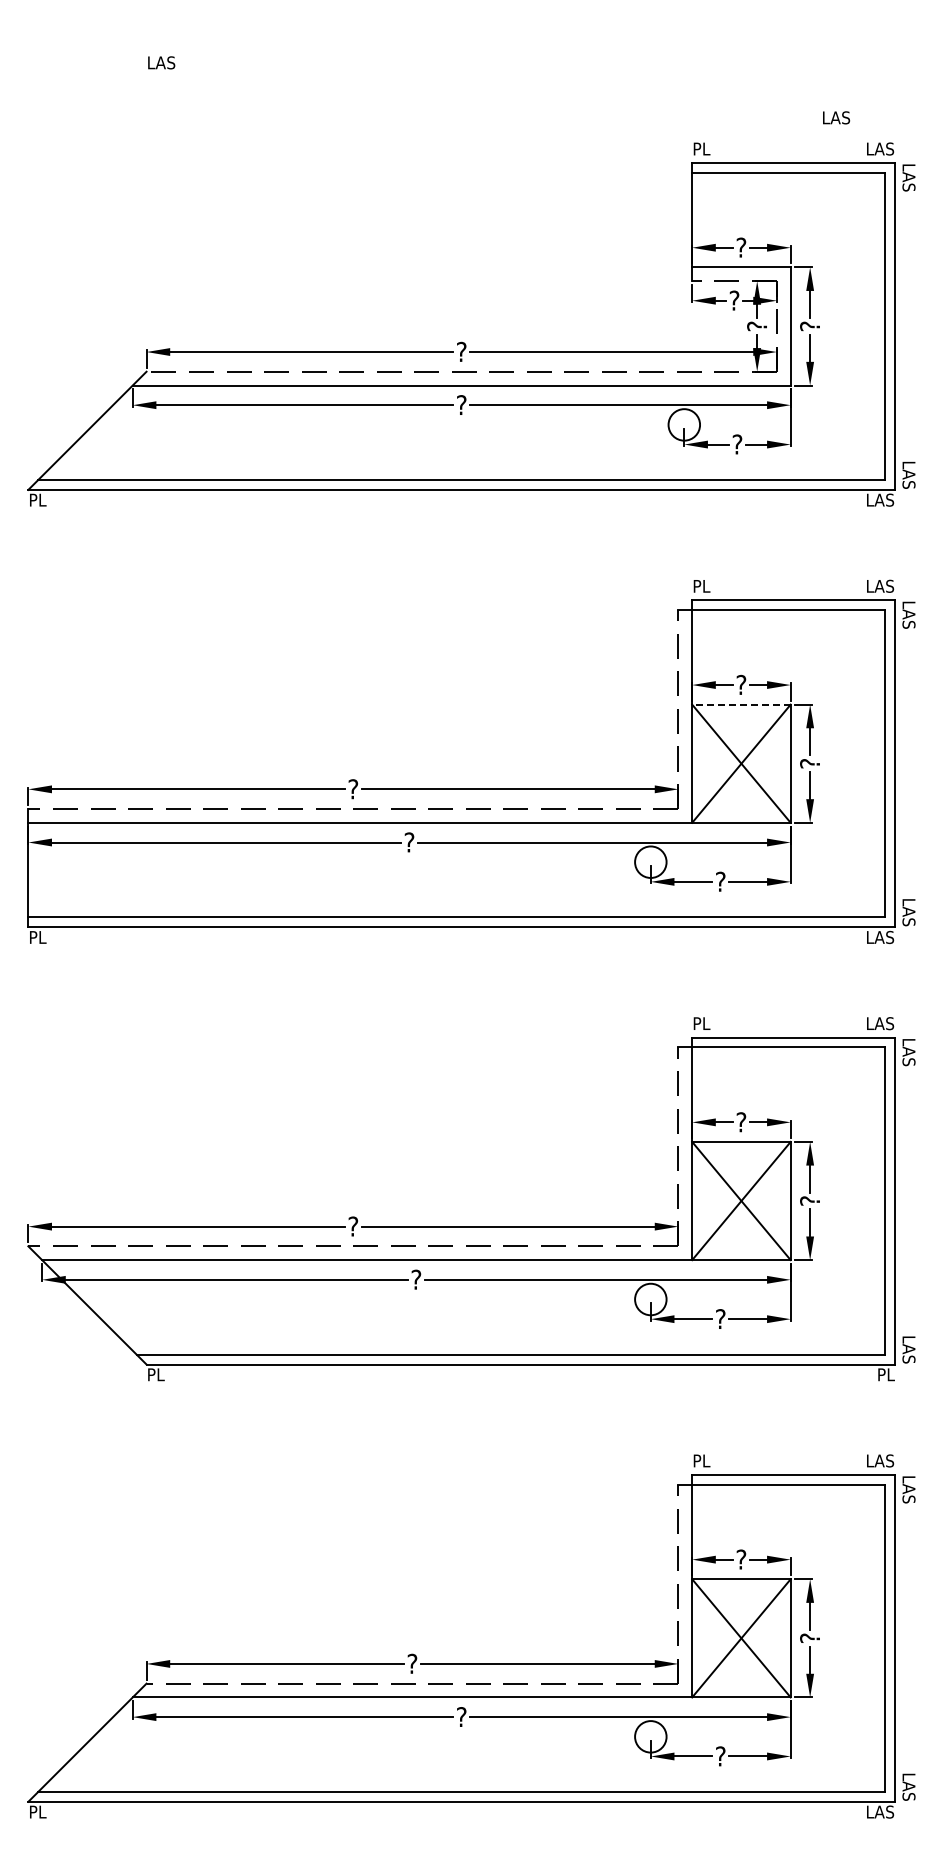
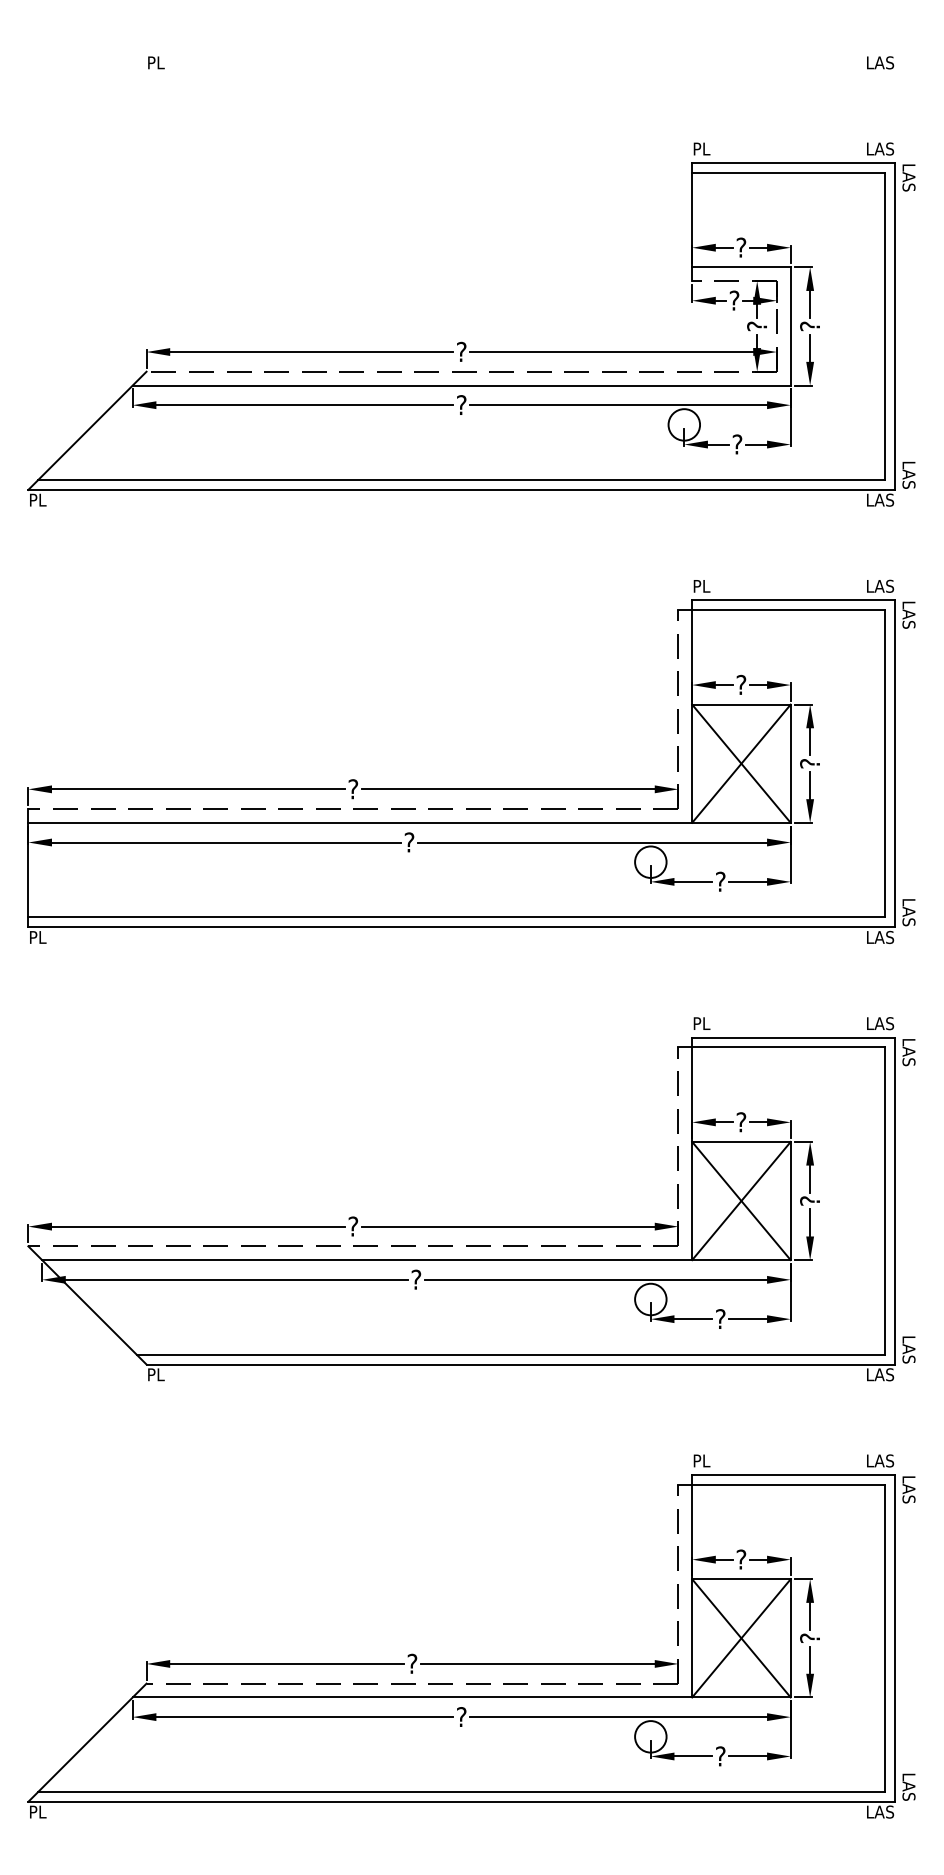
text: LAS -> PL (162, 62)
text position: (836, 117) -> (880, 62) (880, 62)
line: dashed -> solid (740, 704)
text: PL -> LAS (880, 1374)
